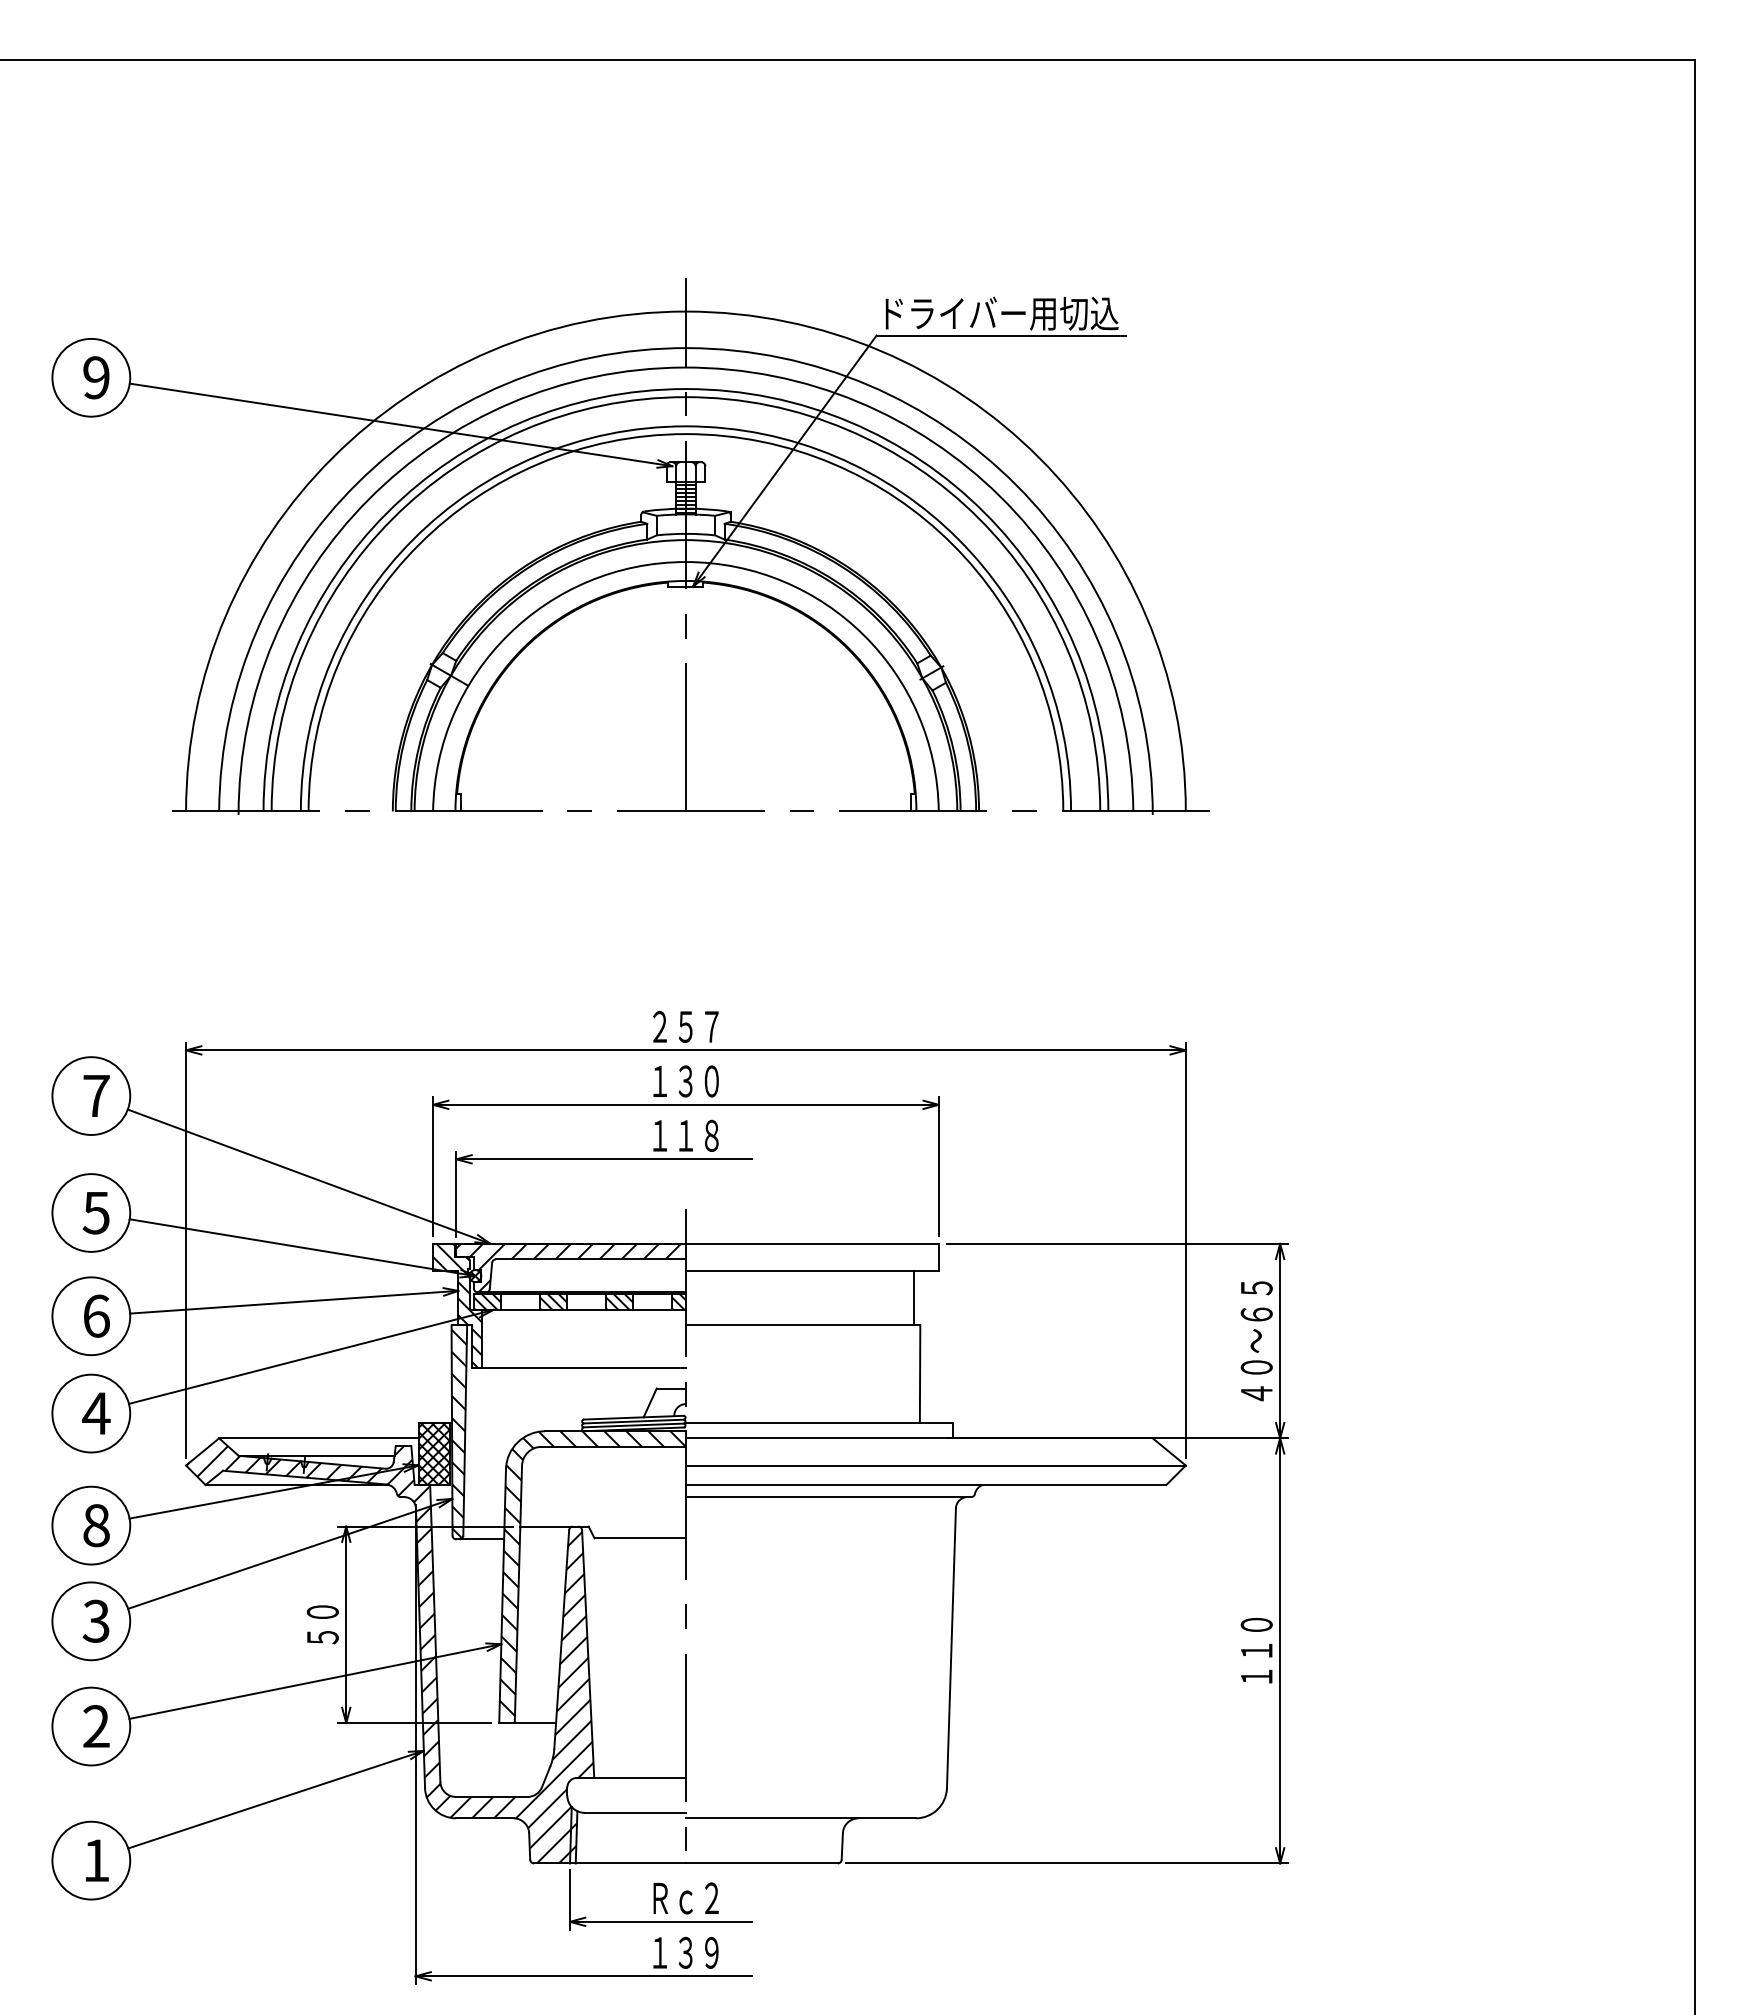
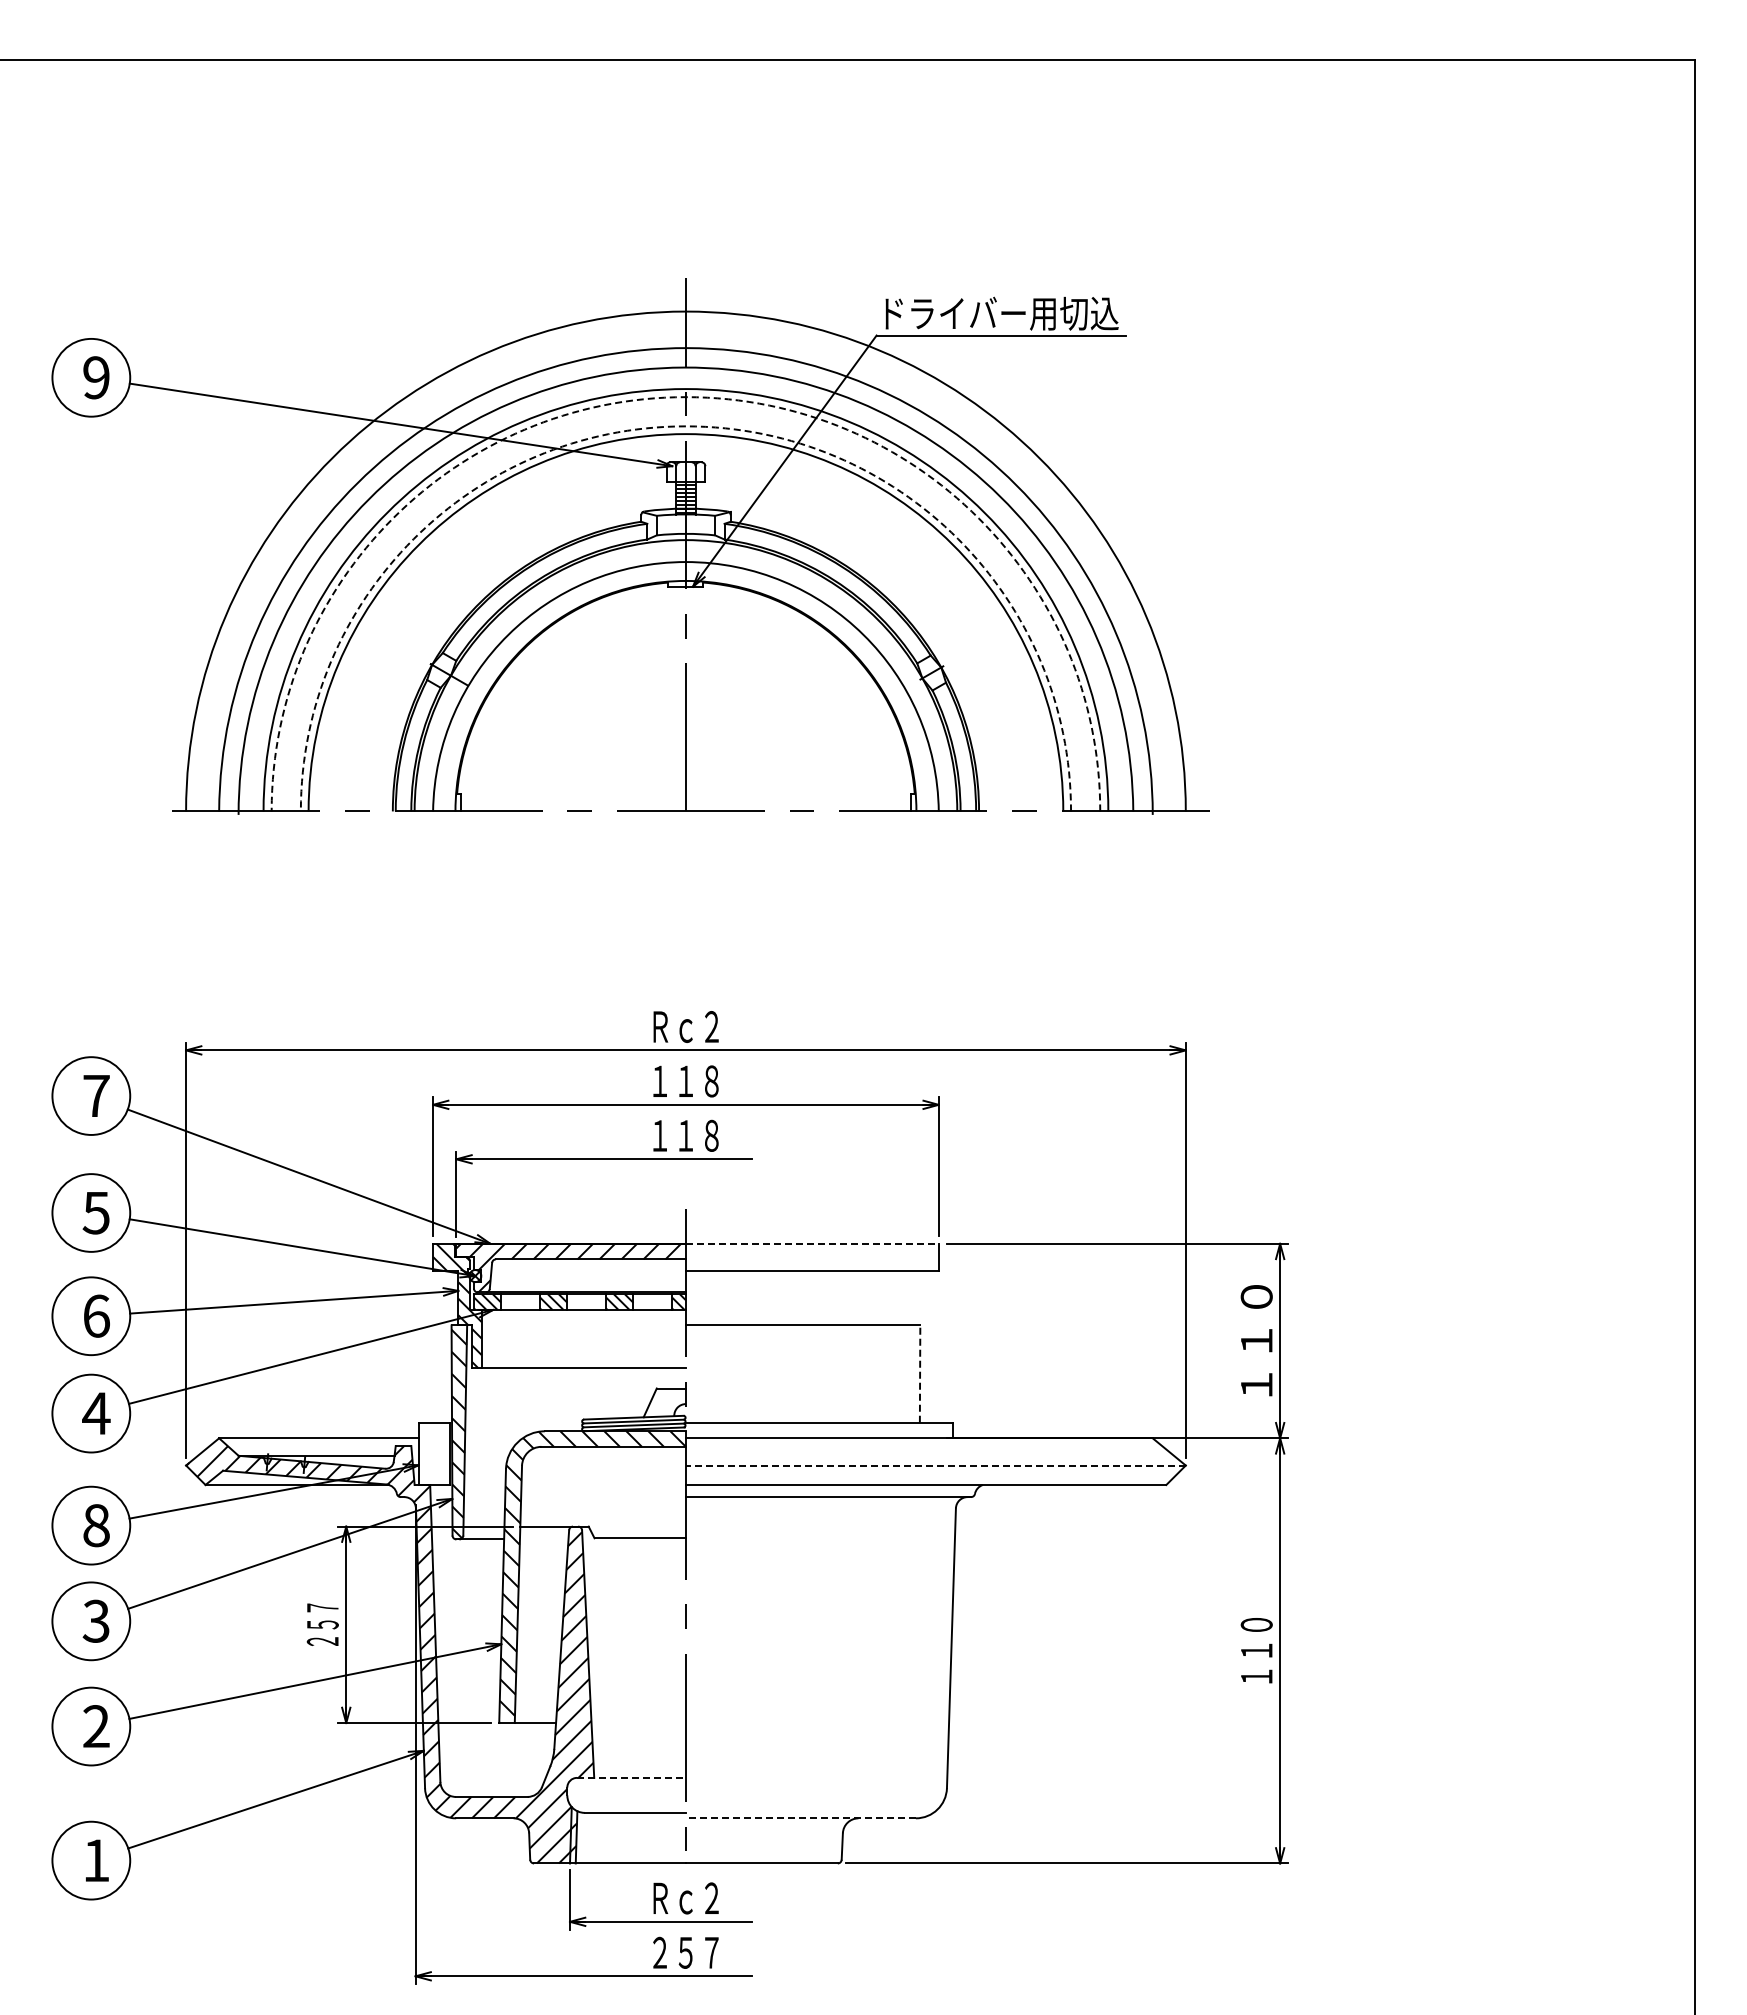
arc: solid -> dashed (685, 397)
arc: solid -> dashed (685, 426)
text: ２５７ -> Ｒｃ２ (685, 1027)
text: １３０ -> １１８ (698, 1081)
line: solid -> dashed (812, 1243)
line: present -> none (913, 1298)
text: ４０～６５ -> １１０ (1256, 1341)
line: solid -> dashed (920, 1374)
hatch: present -> none (433, 1453)
line: solid -> dashed (935, 1465)
text: ５０ -> ２５７ (322, 1624)
line: solid -> dashed (631, 1777)
line: solid -> dashed (800, 1818)
text: １３９ -> ２５７ (685, 1952)
